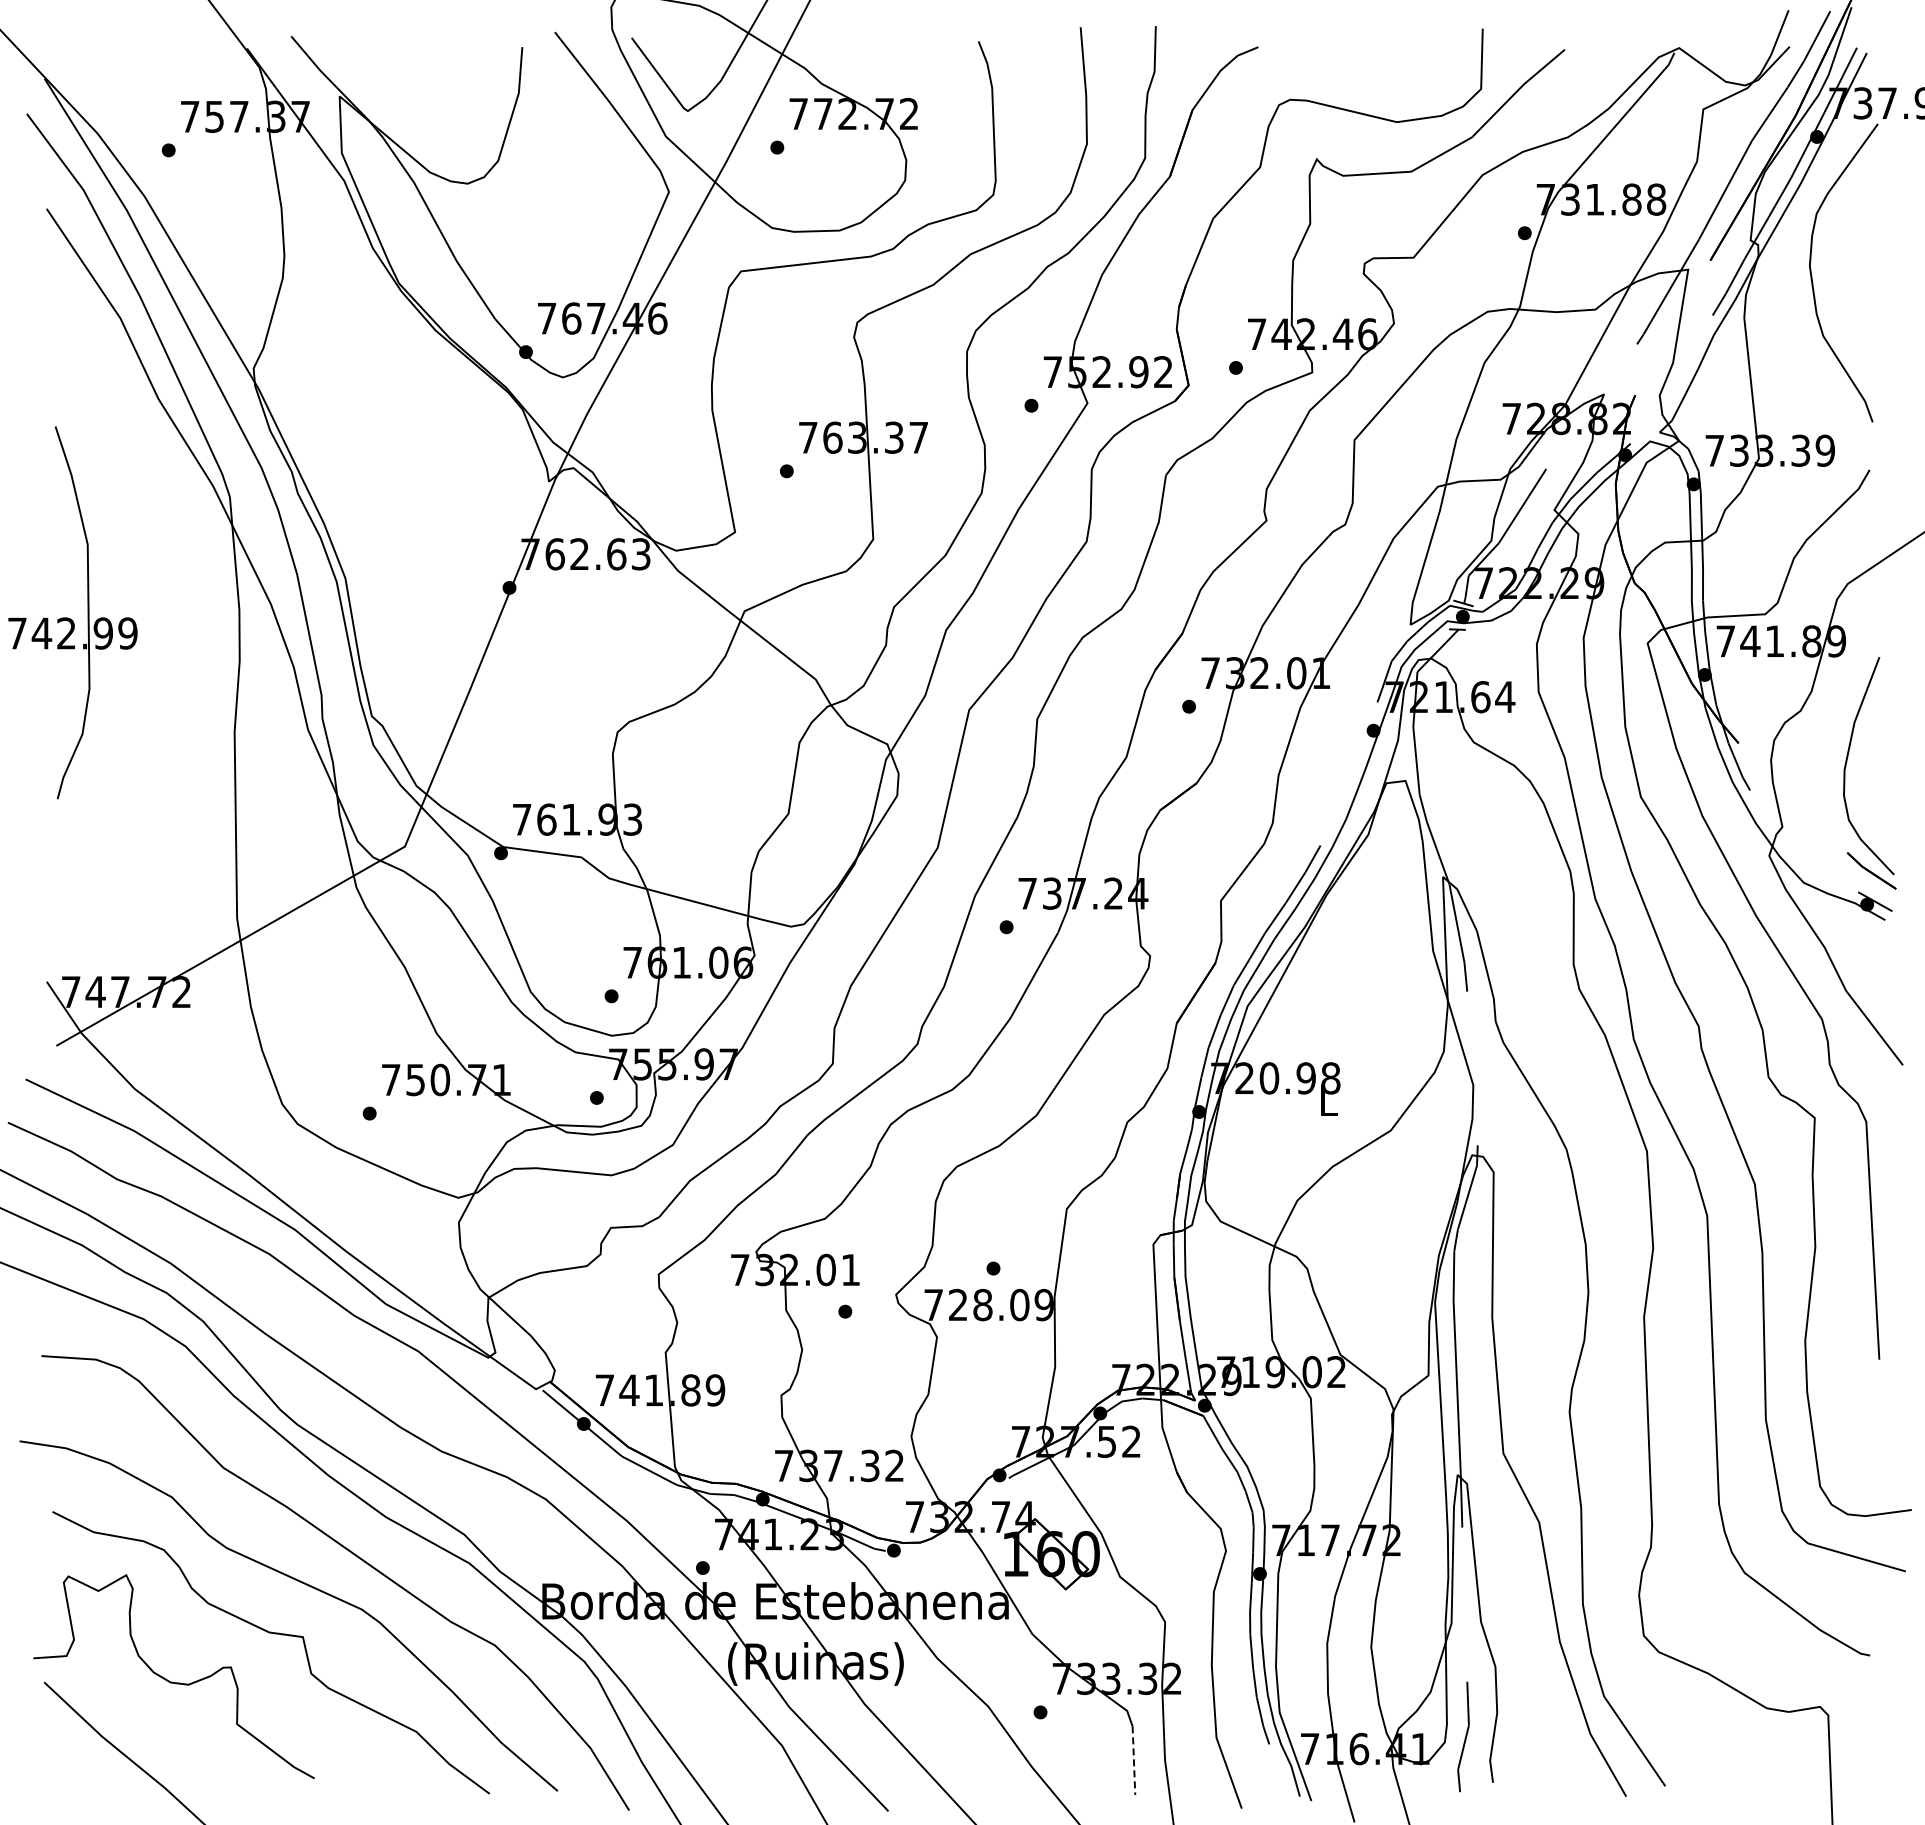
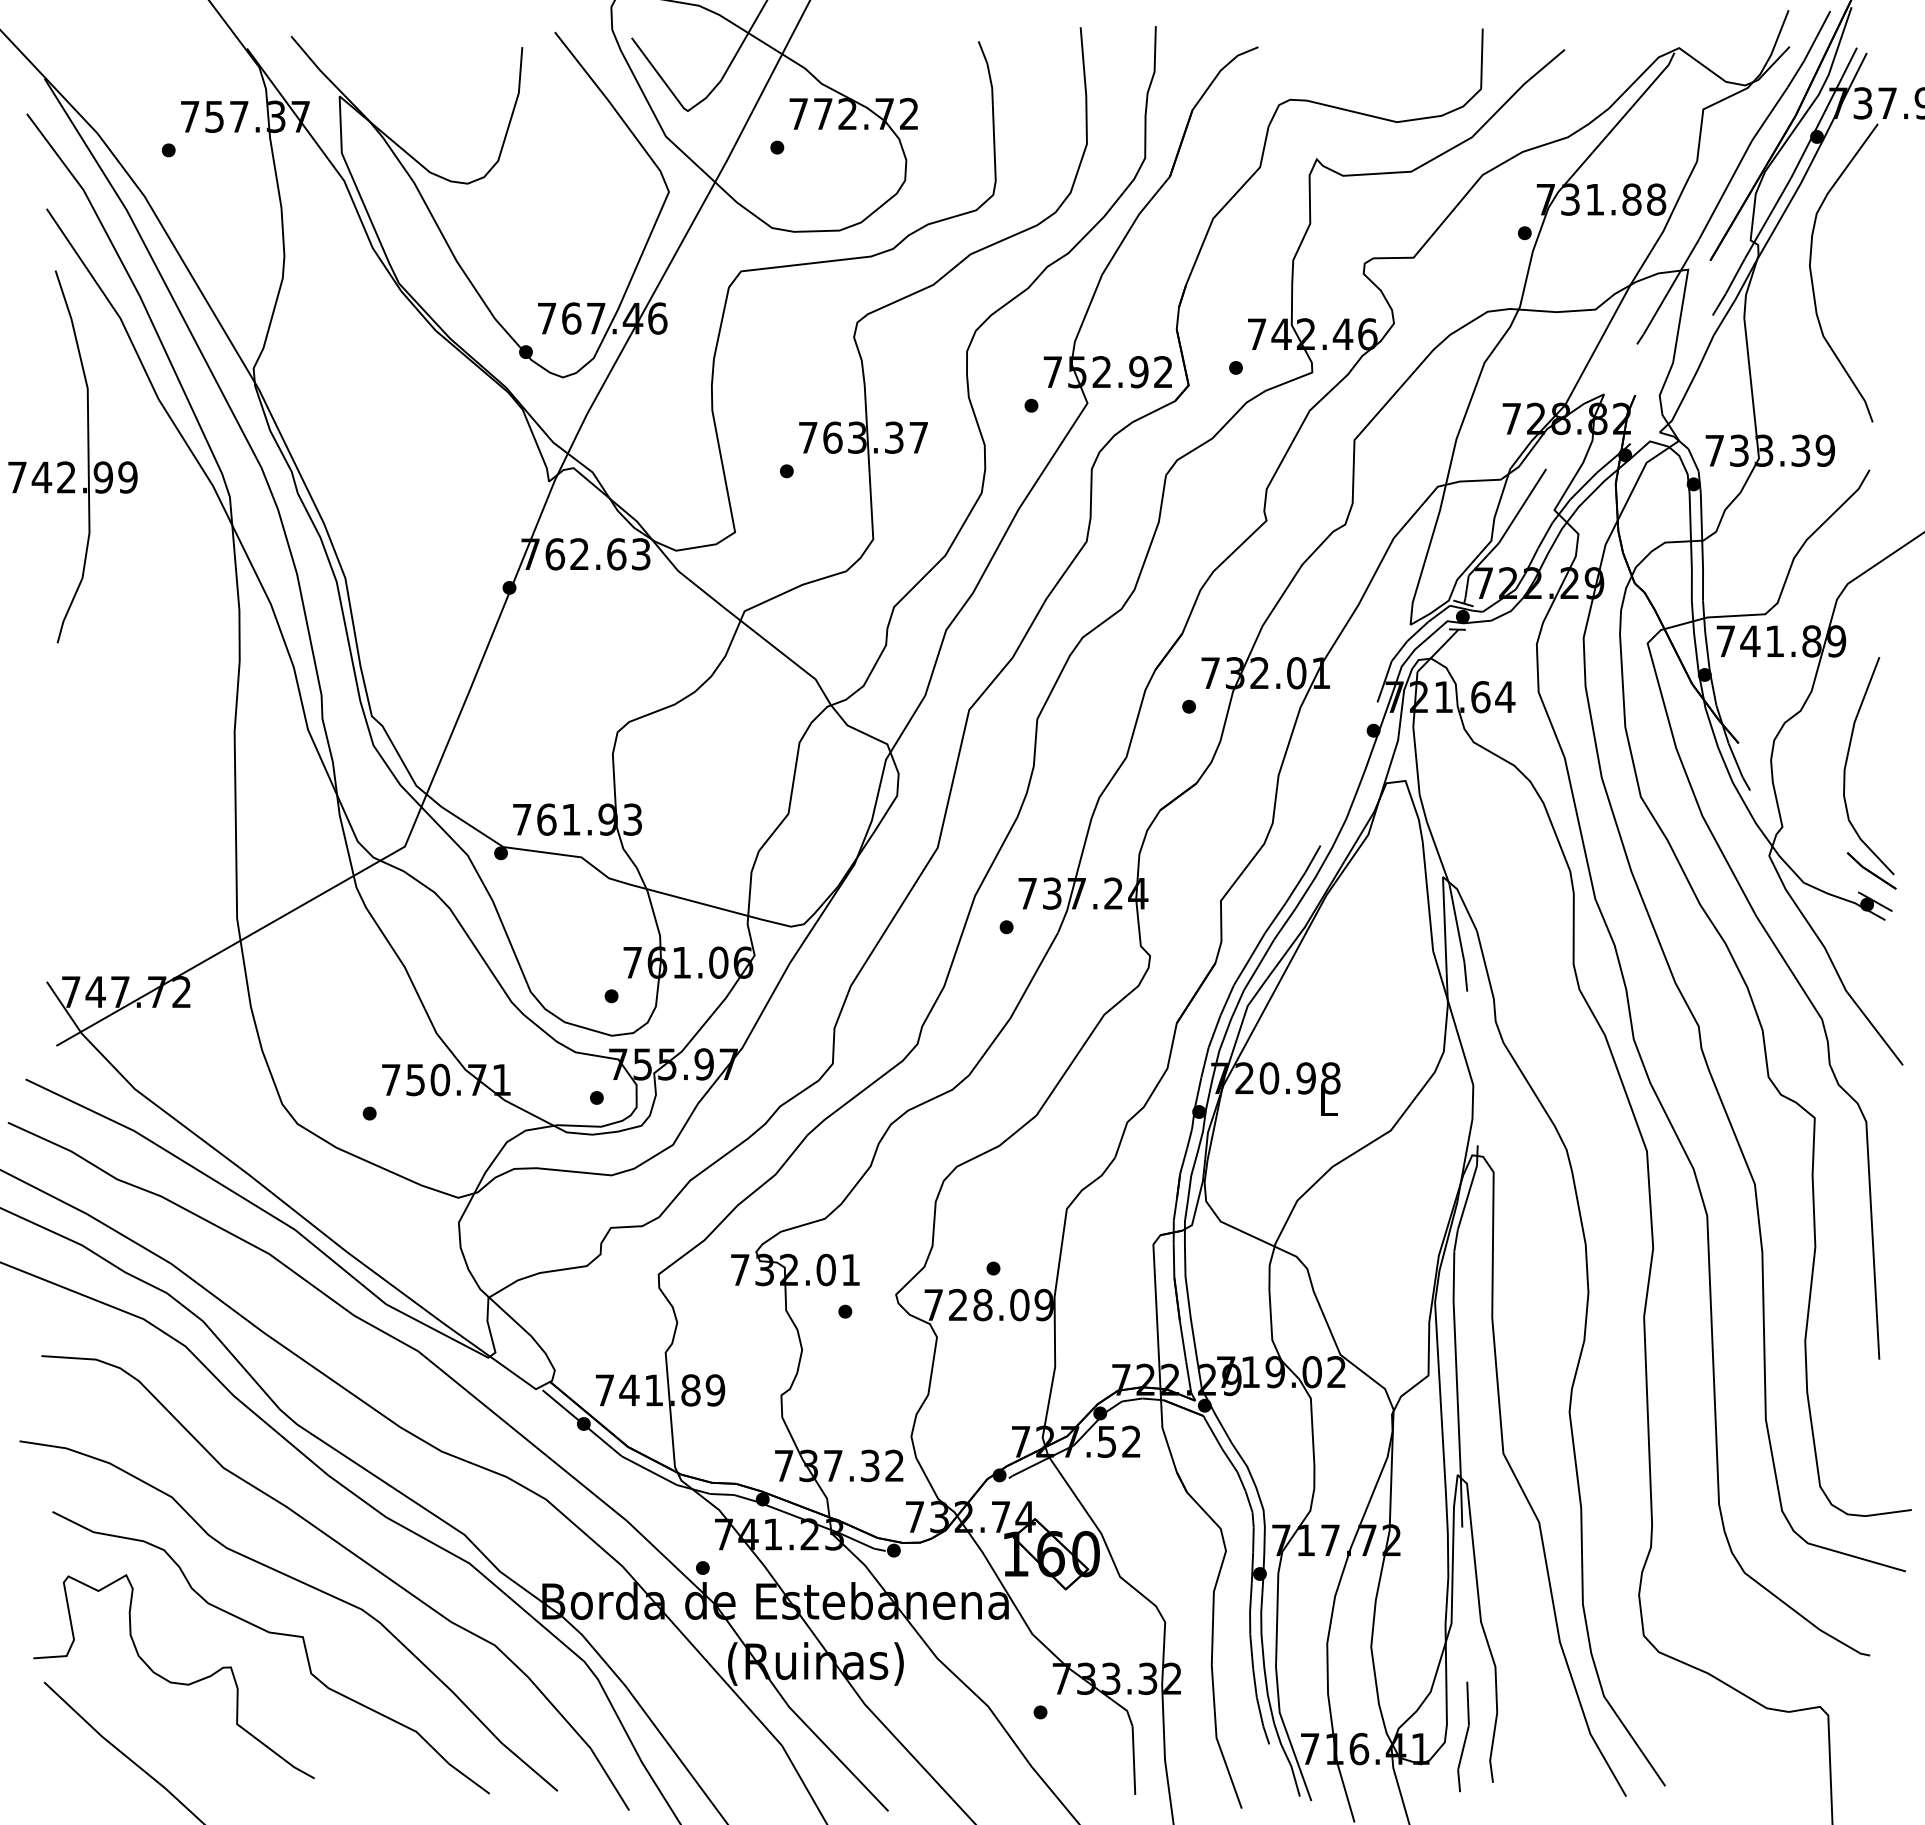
part position: (70, 618) -> (70, 462) (70, 462)
line: dashed -> solid (1133, 1761)
